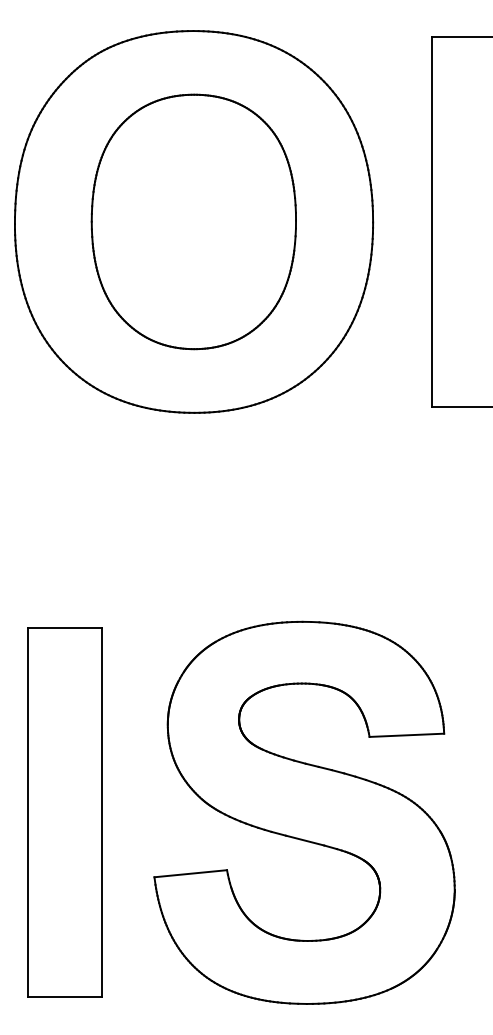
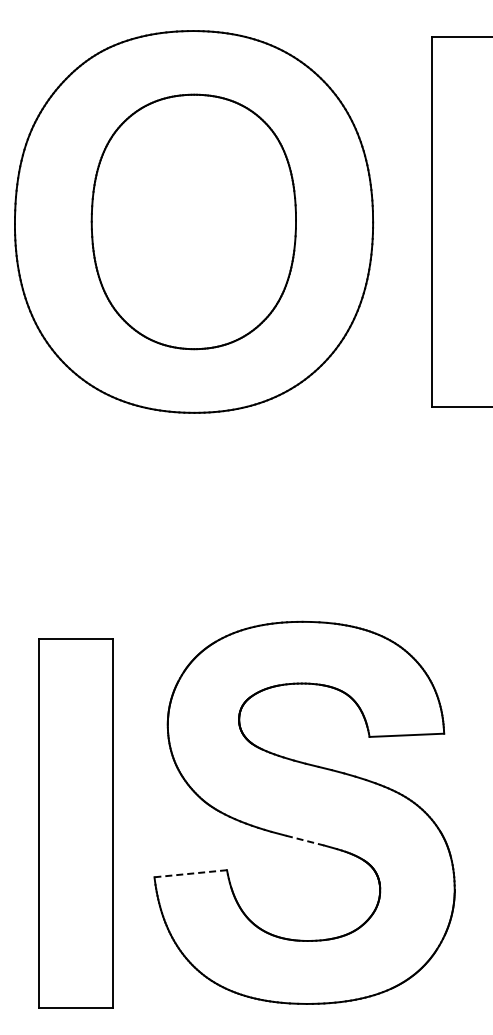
part position: (64, 812) -> (75, 823) (75, 823)
line: solid -> dashed (305, 840)
line: solid -> dashed (190, 873)
